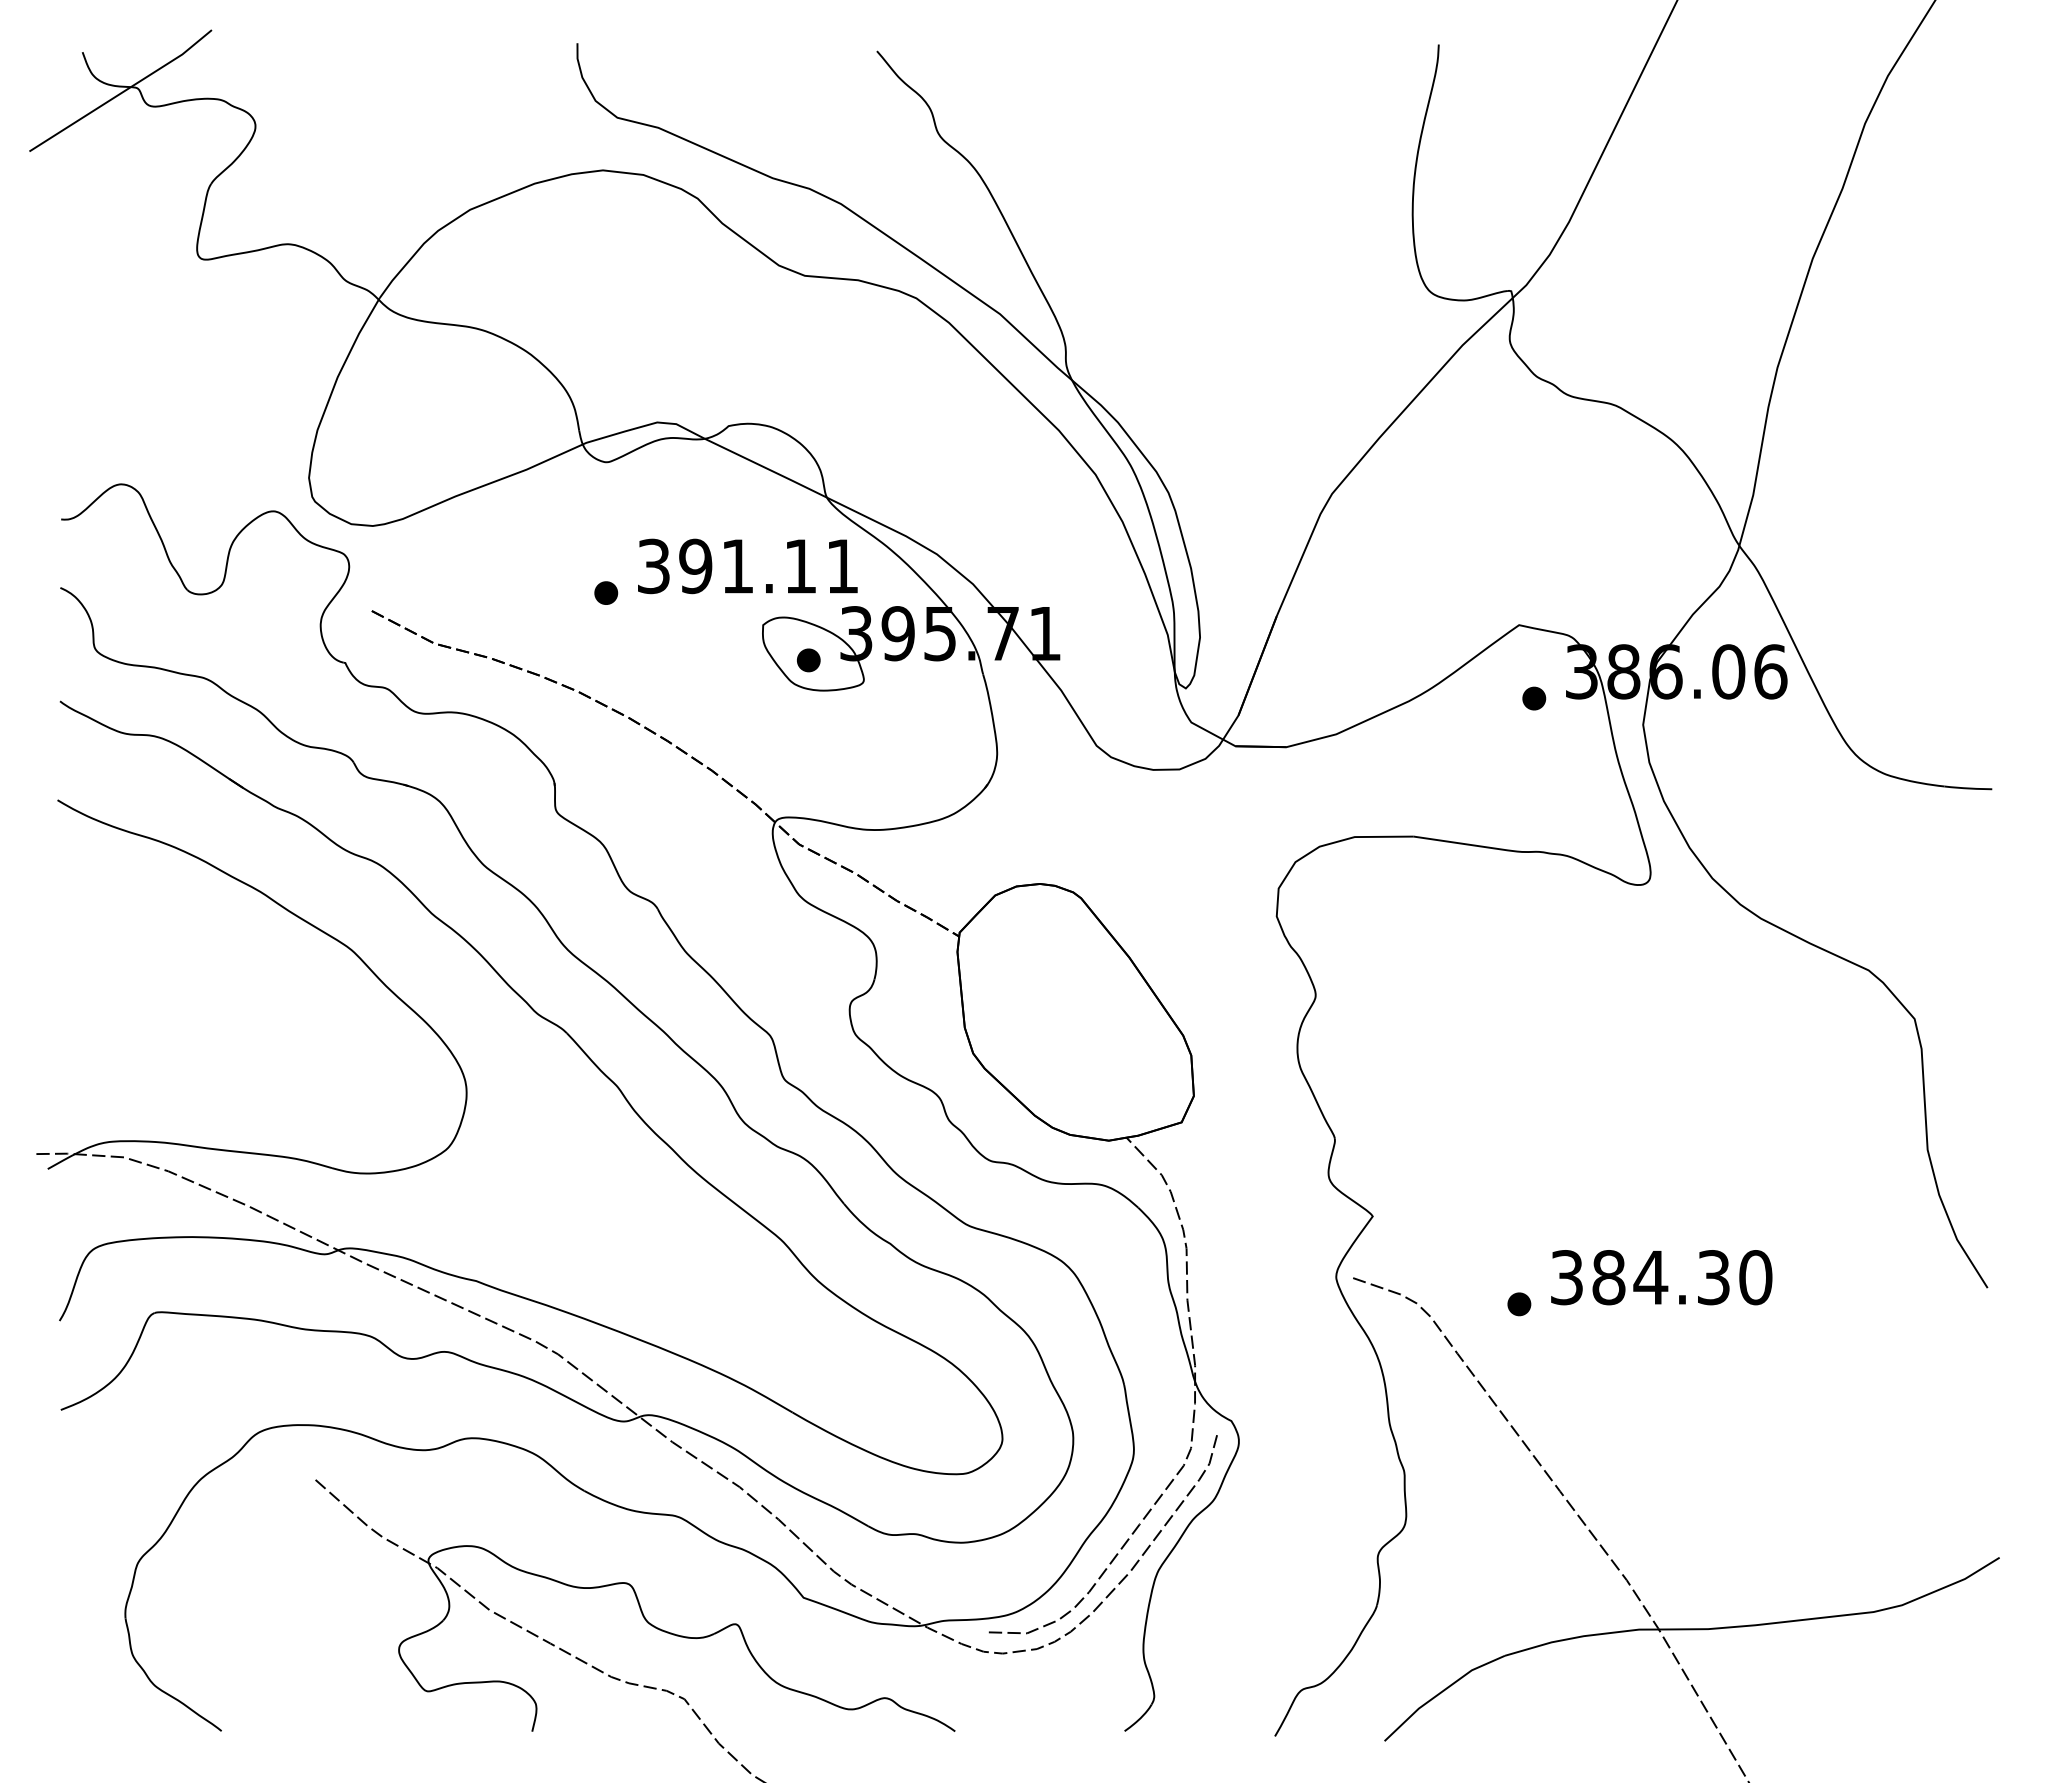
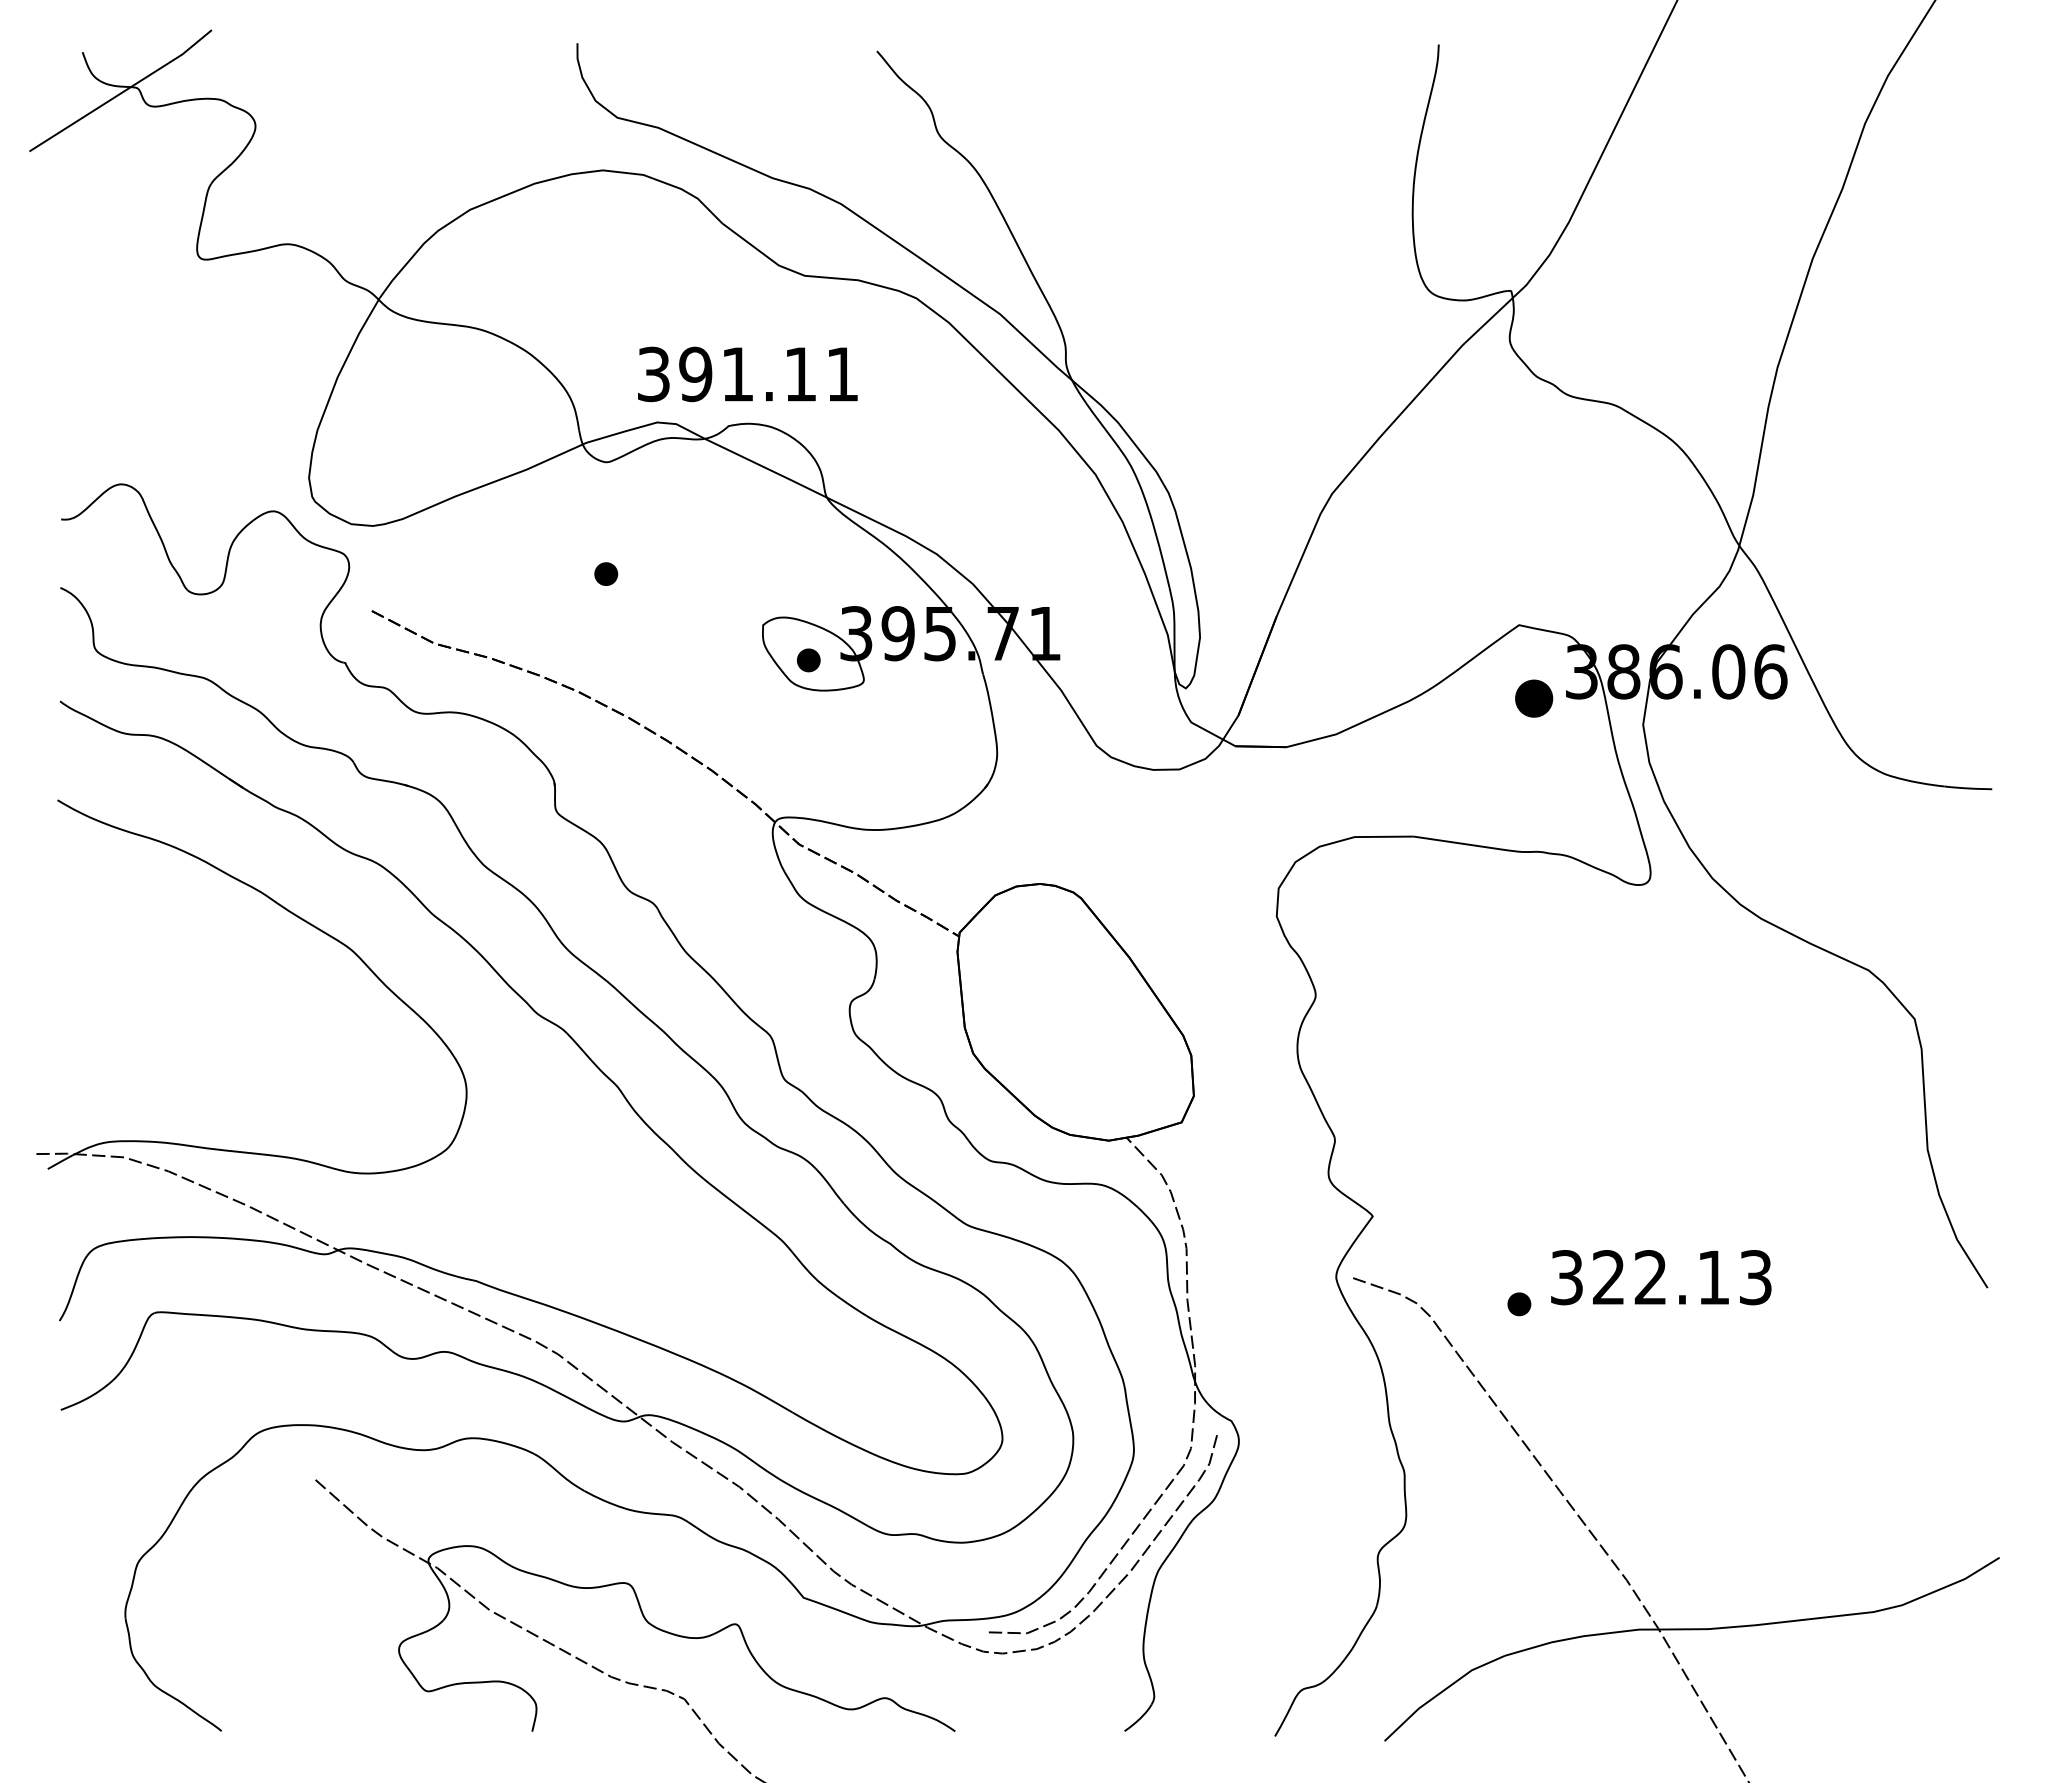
text position: (747, 566) -> (747, 374) (747, 374)
part position: (606, 592) -> (606, 573) (606, 573)
part size: 25x25 px -> 39x39 px (1534, 698)
text: 384.30 -> 322.13 (1682, 1277)
